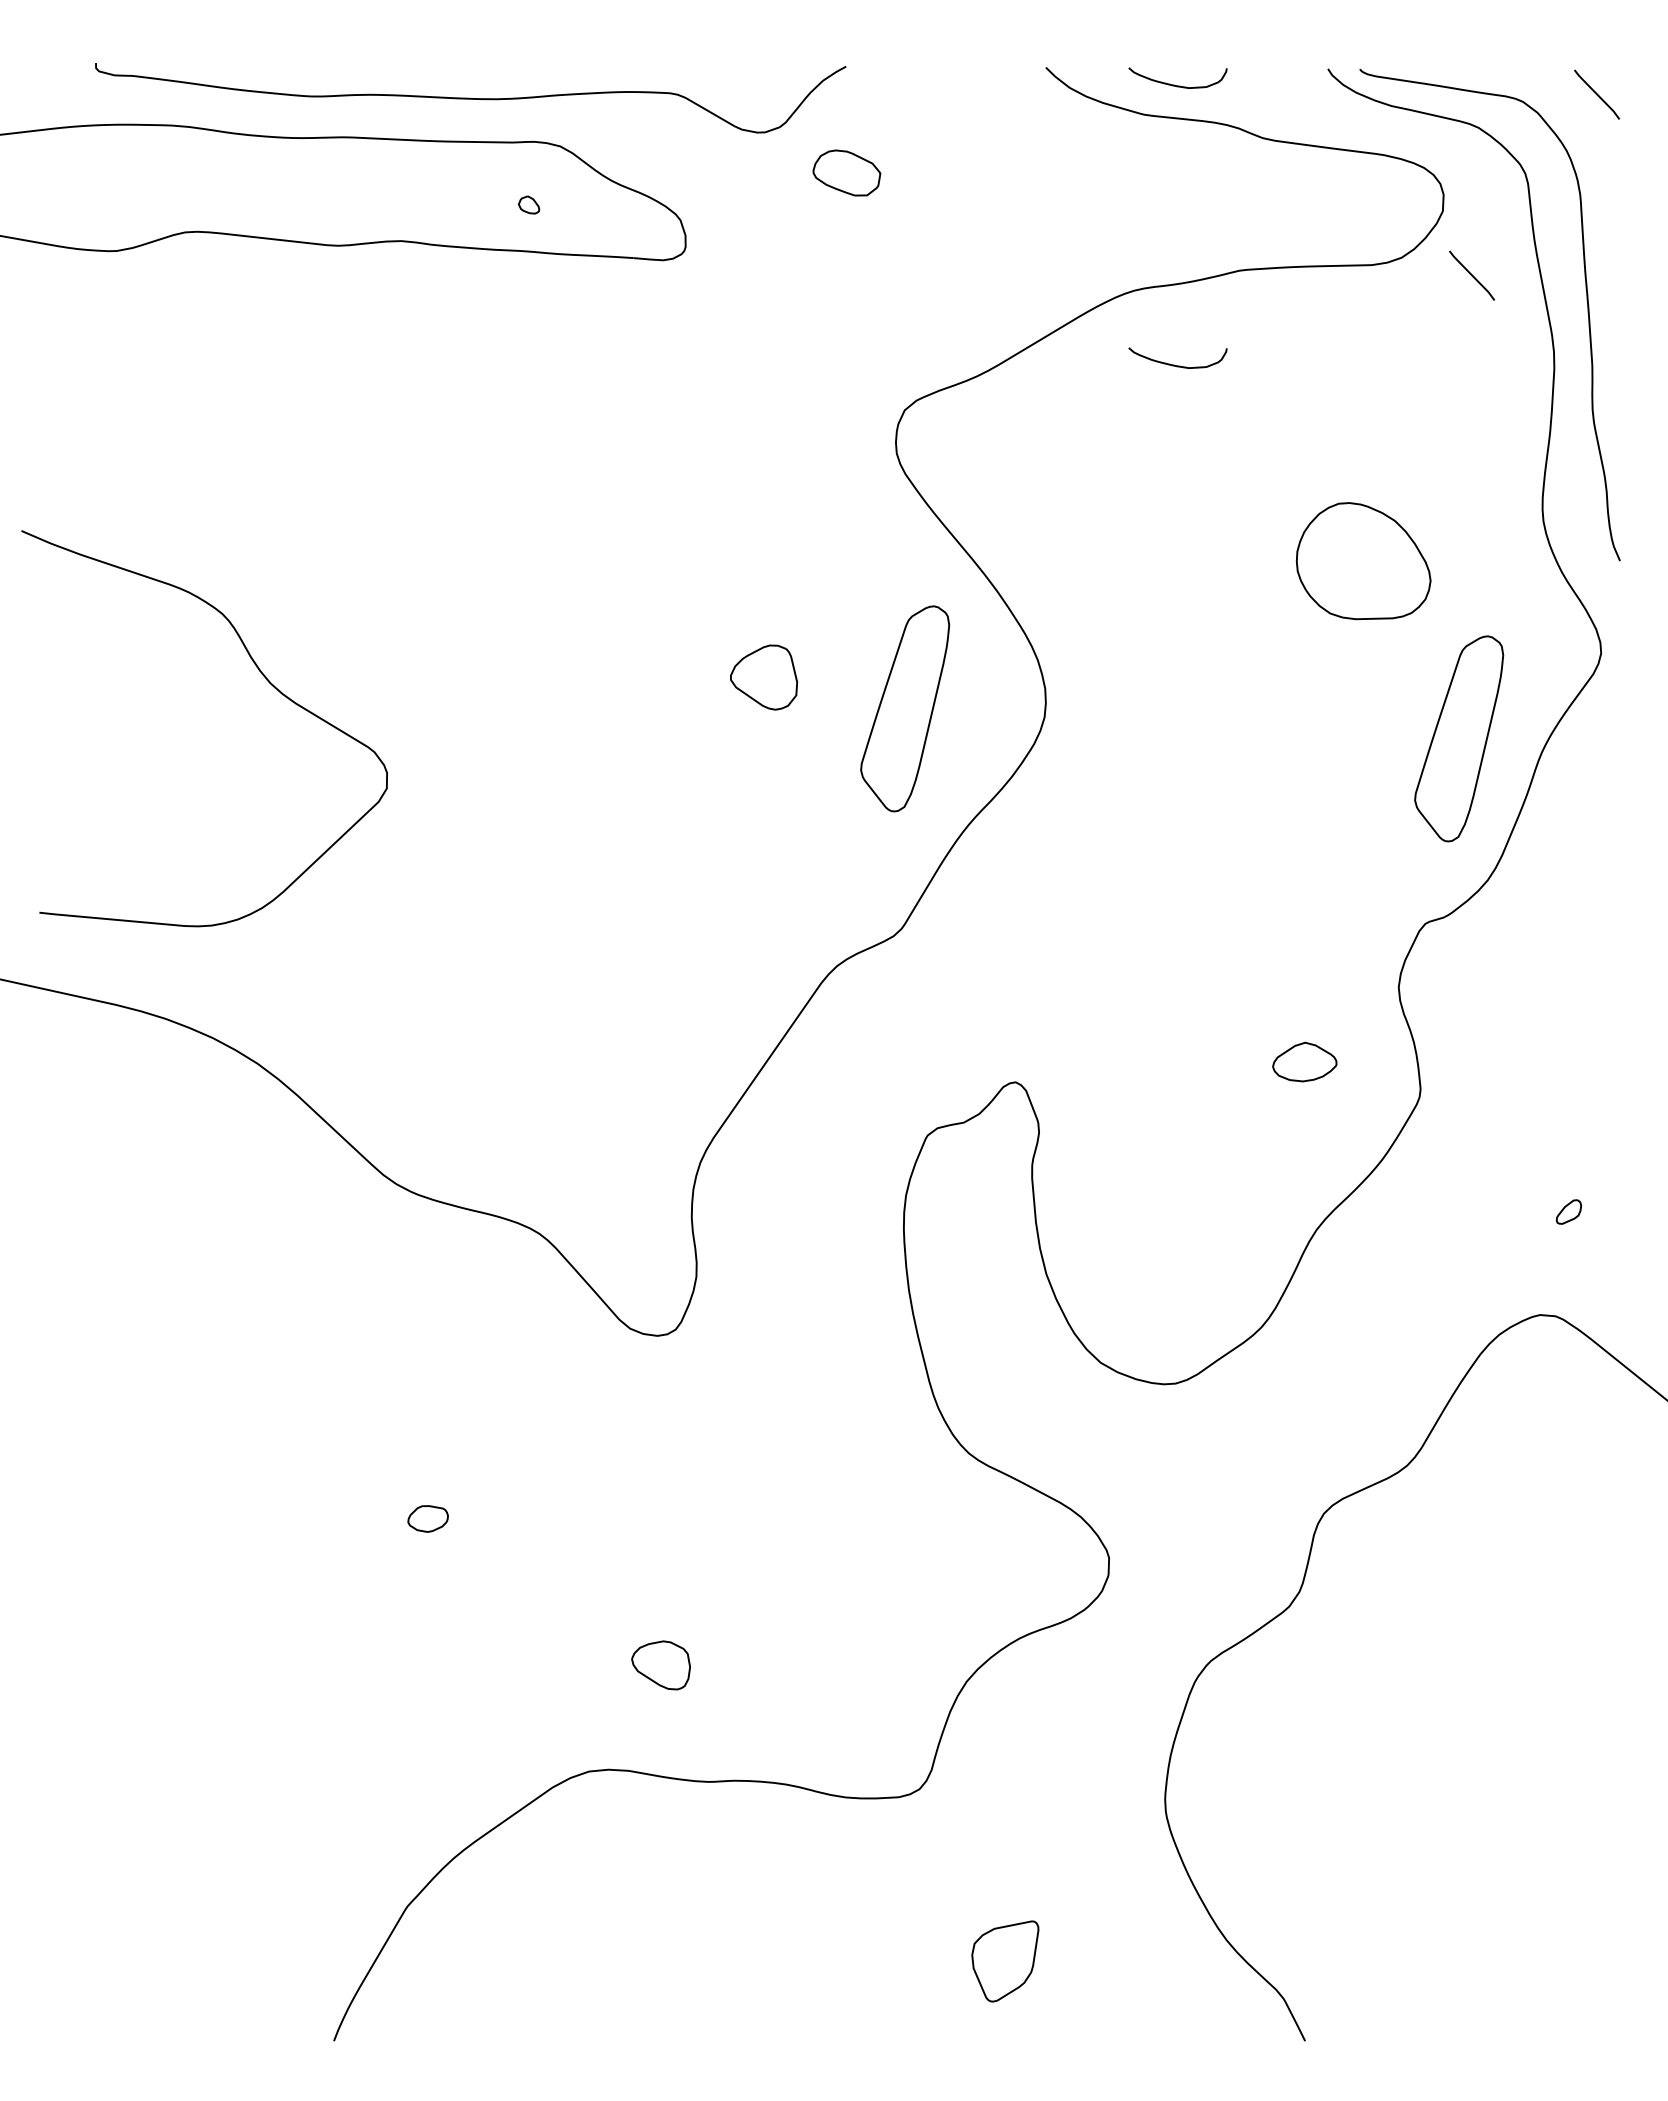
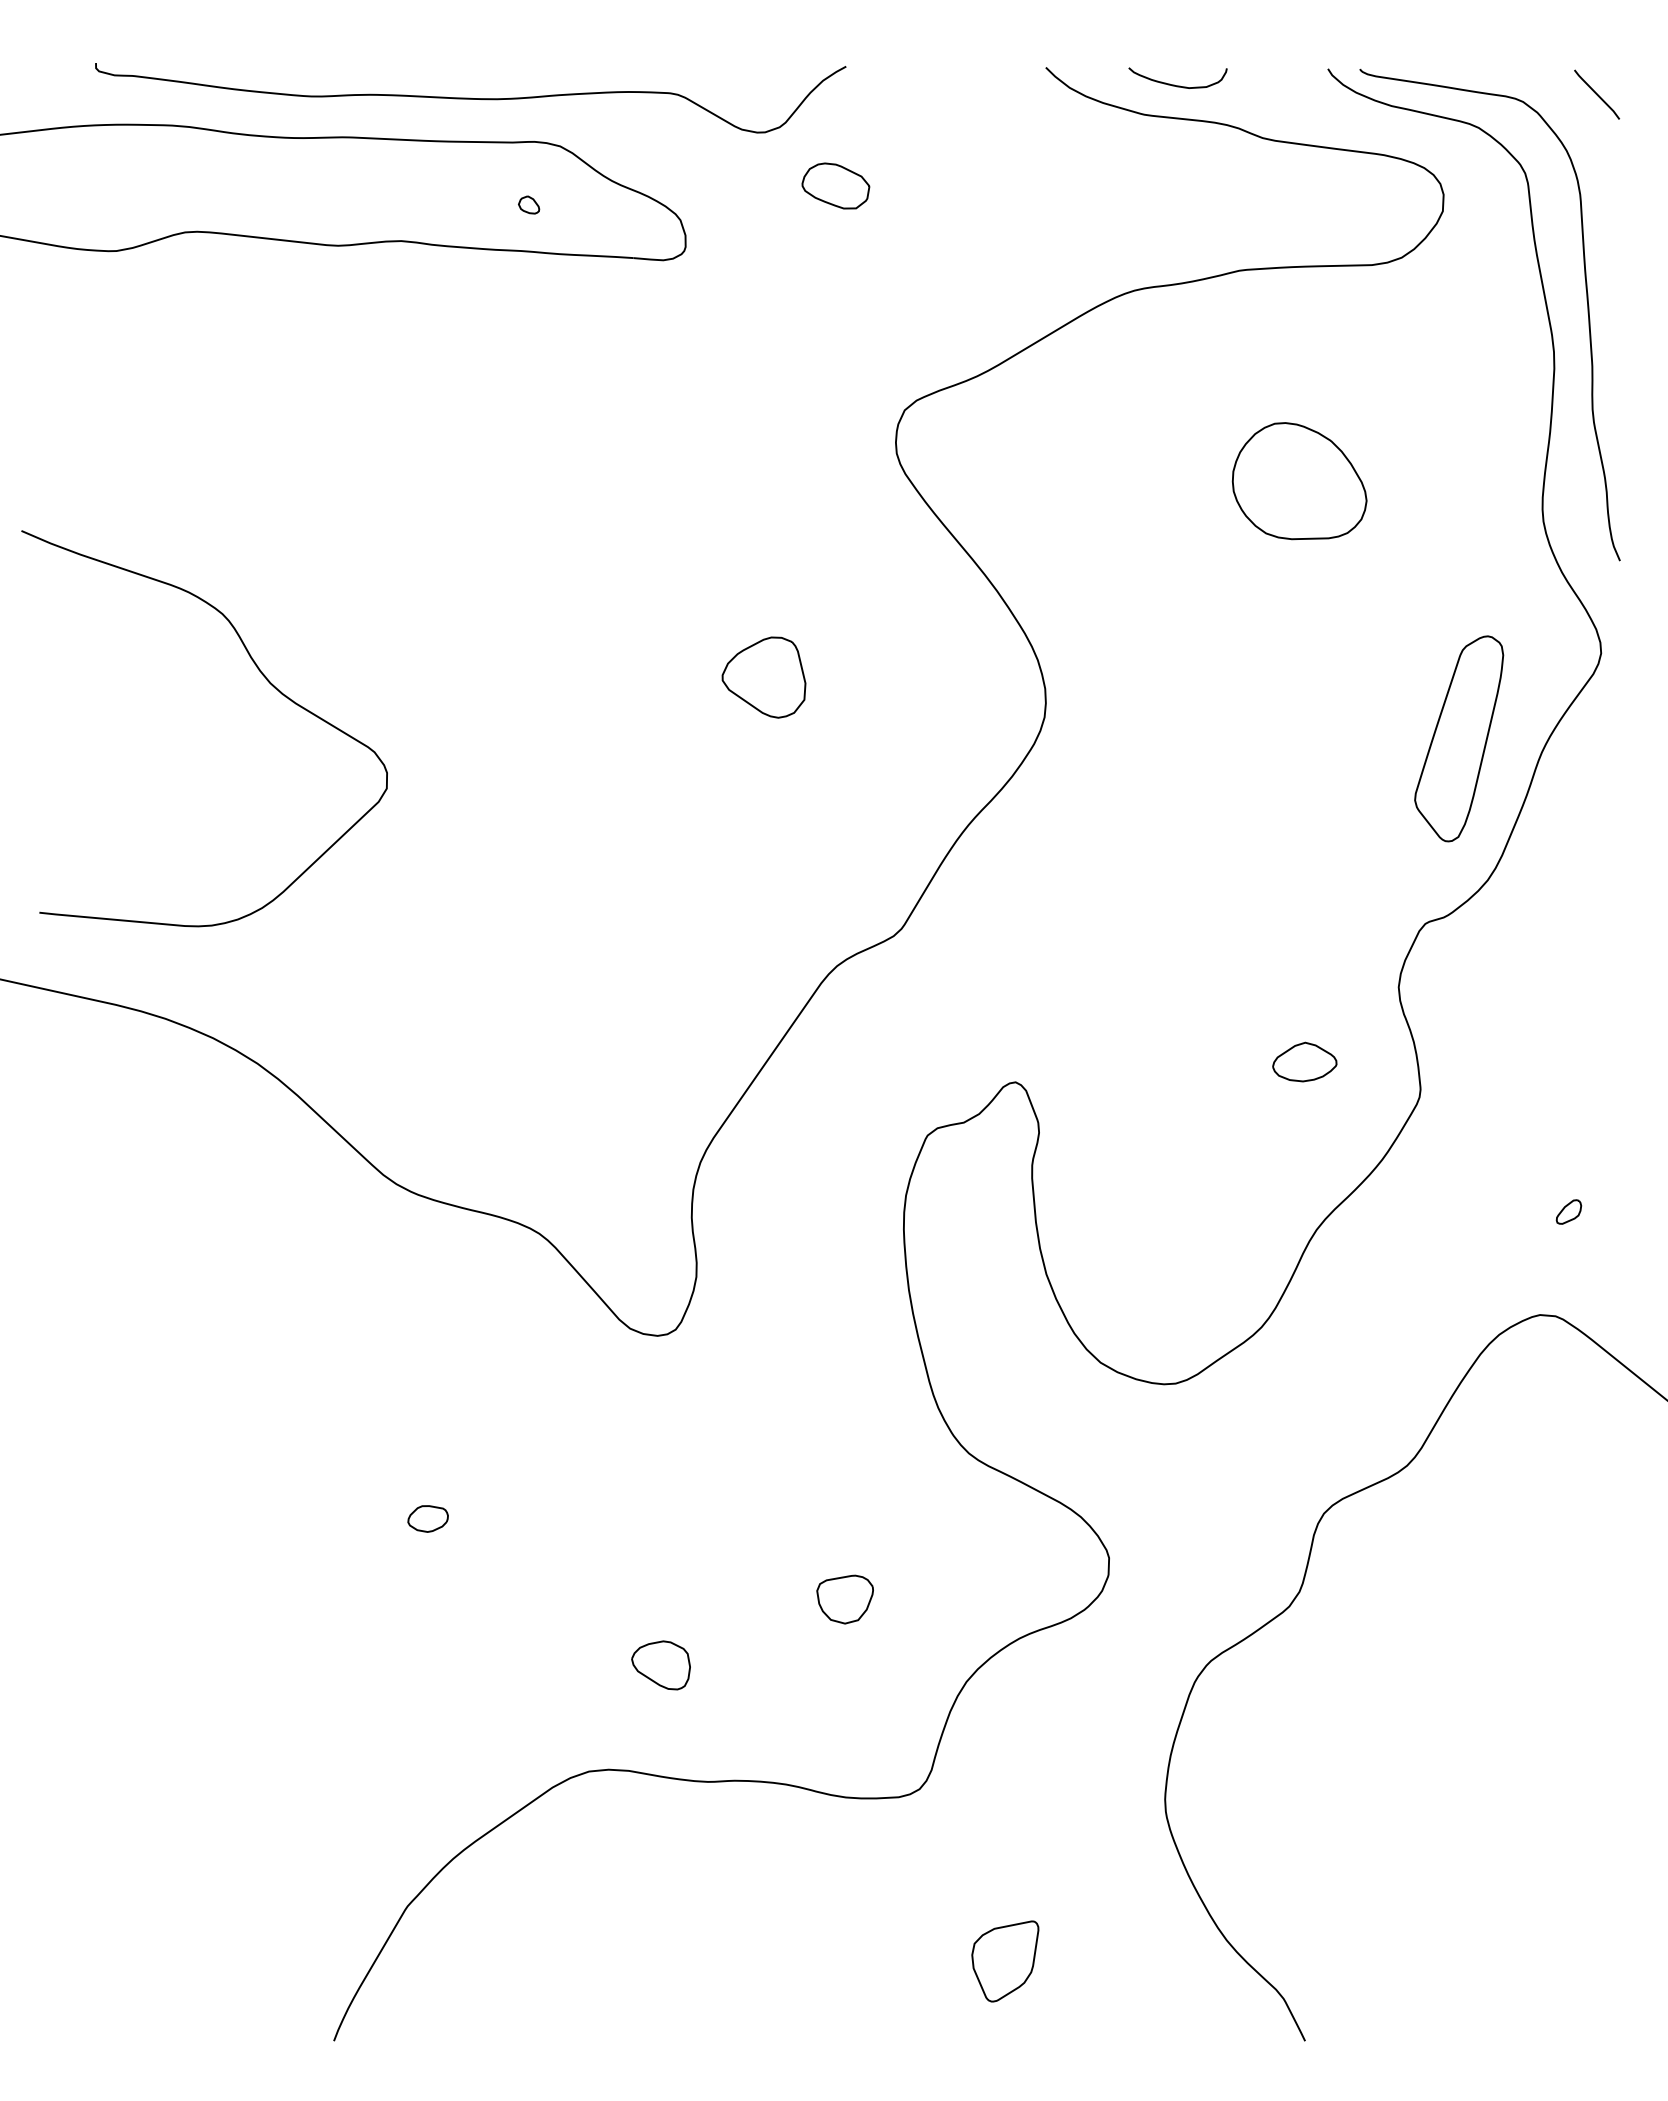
part position: (846, 172) -> (835, 185) (835, 185)
line: present -> none (1472, 275)
curve: present -> none (1174, 364)
part position: (1363, 561) -> (1299, 481) (1299, 481)
part size: 69x67 px -> 86x83 px (763, 677)
part: present -> none (905, 708)
part: none -> present (844, 1599)
